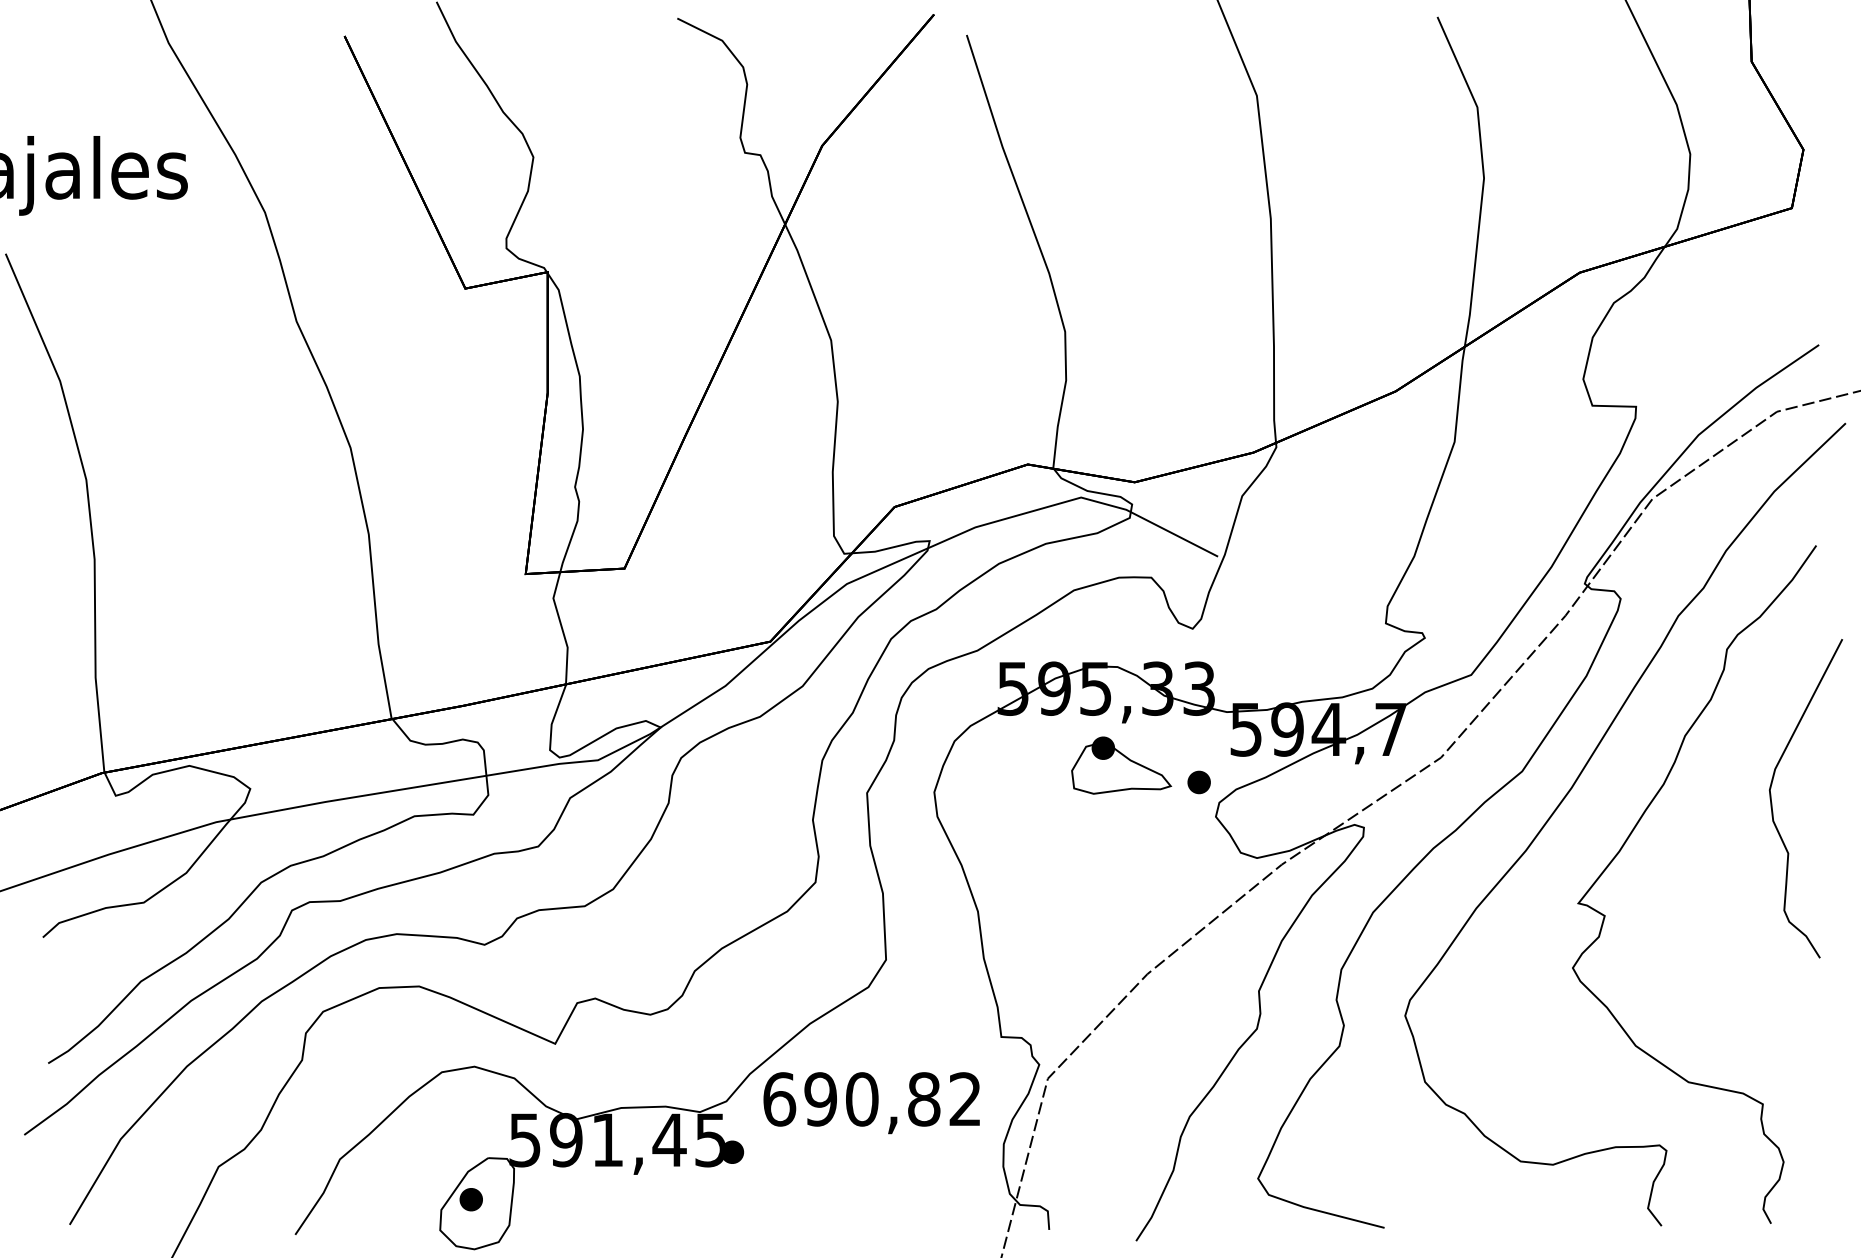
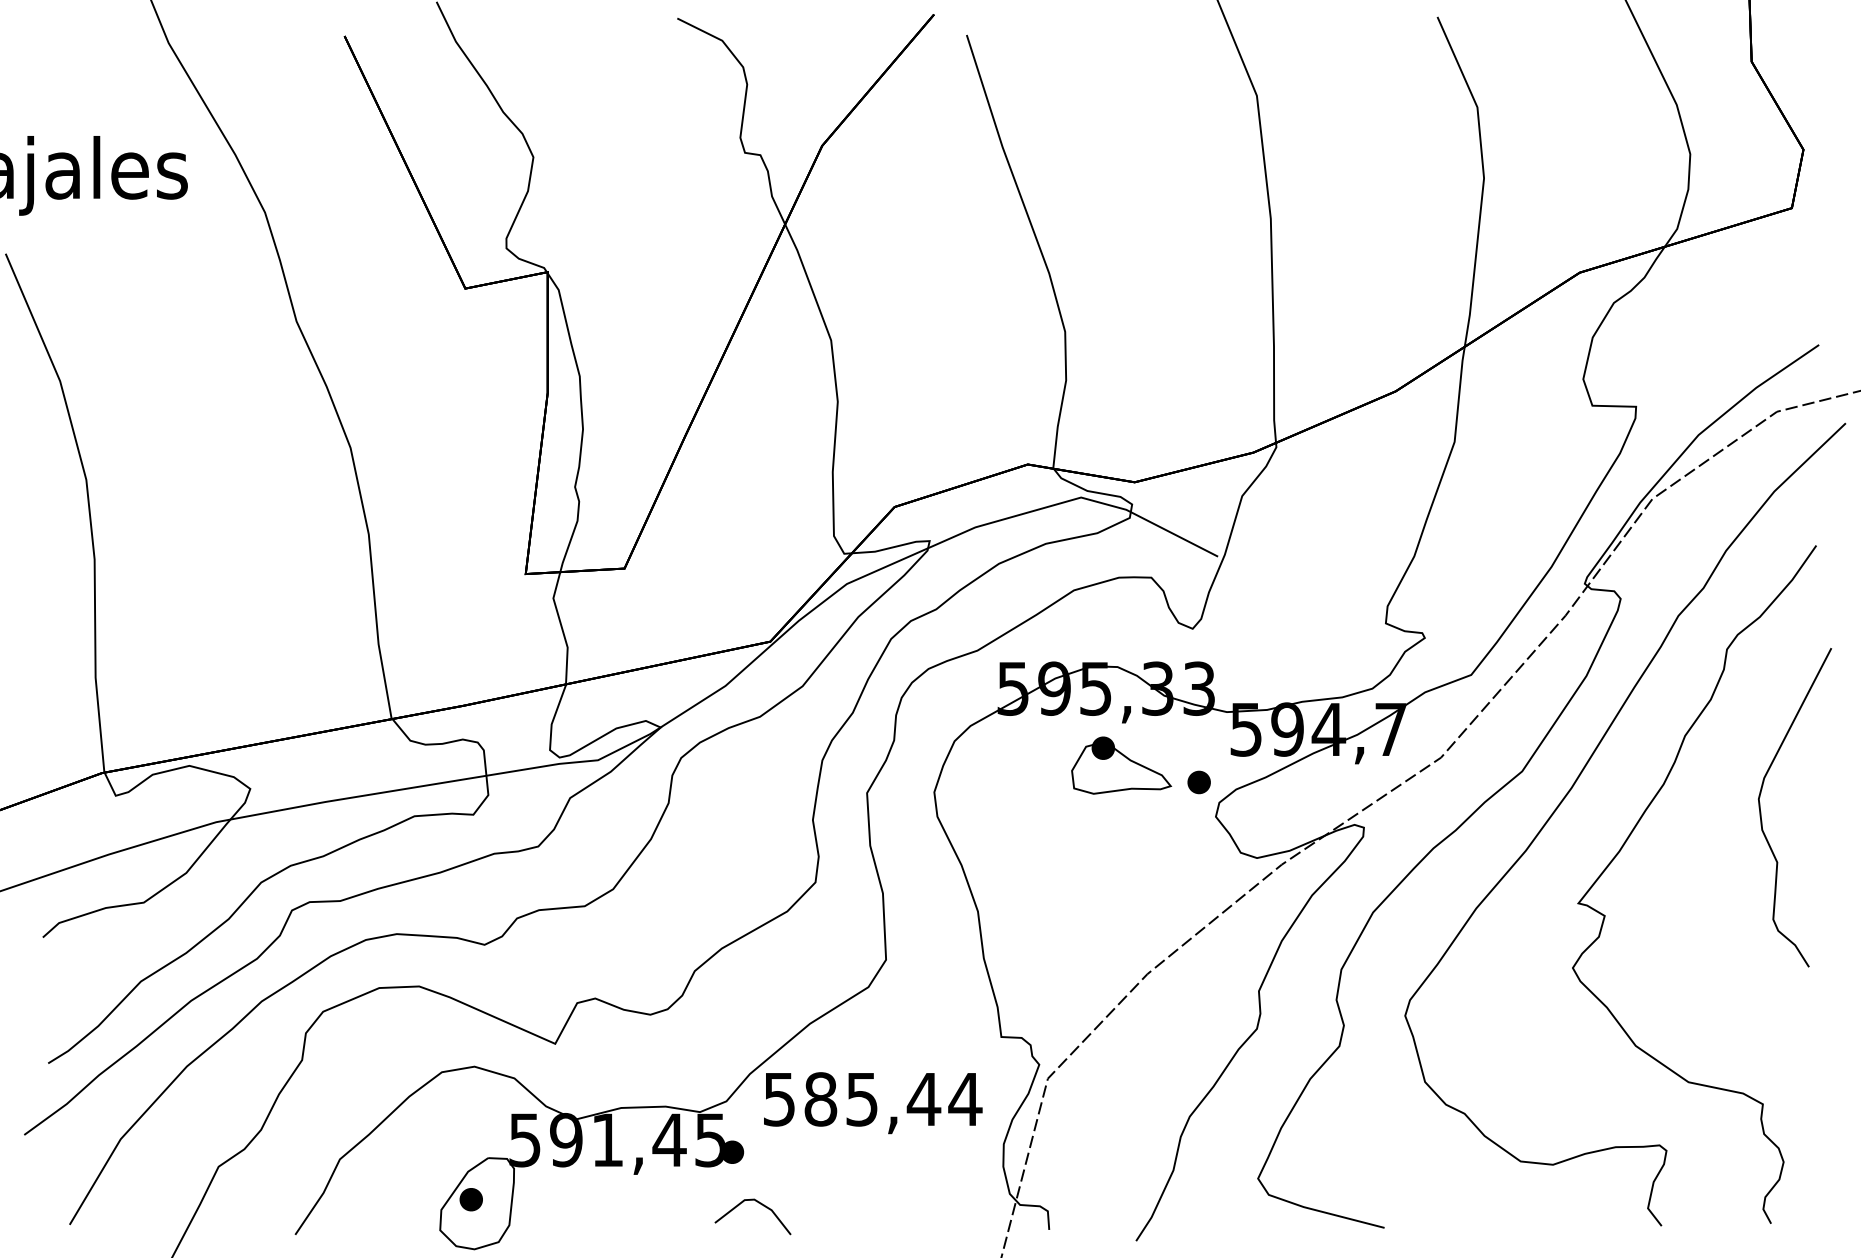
curve position: (1772, 802) -> (1761, 811) (1761, 811)
text: 690,82 -> 585,44 (872, 1099)
line: none -> present (761, 1205)
